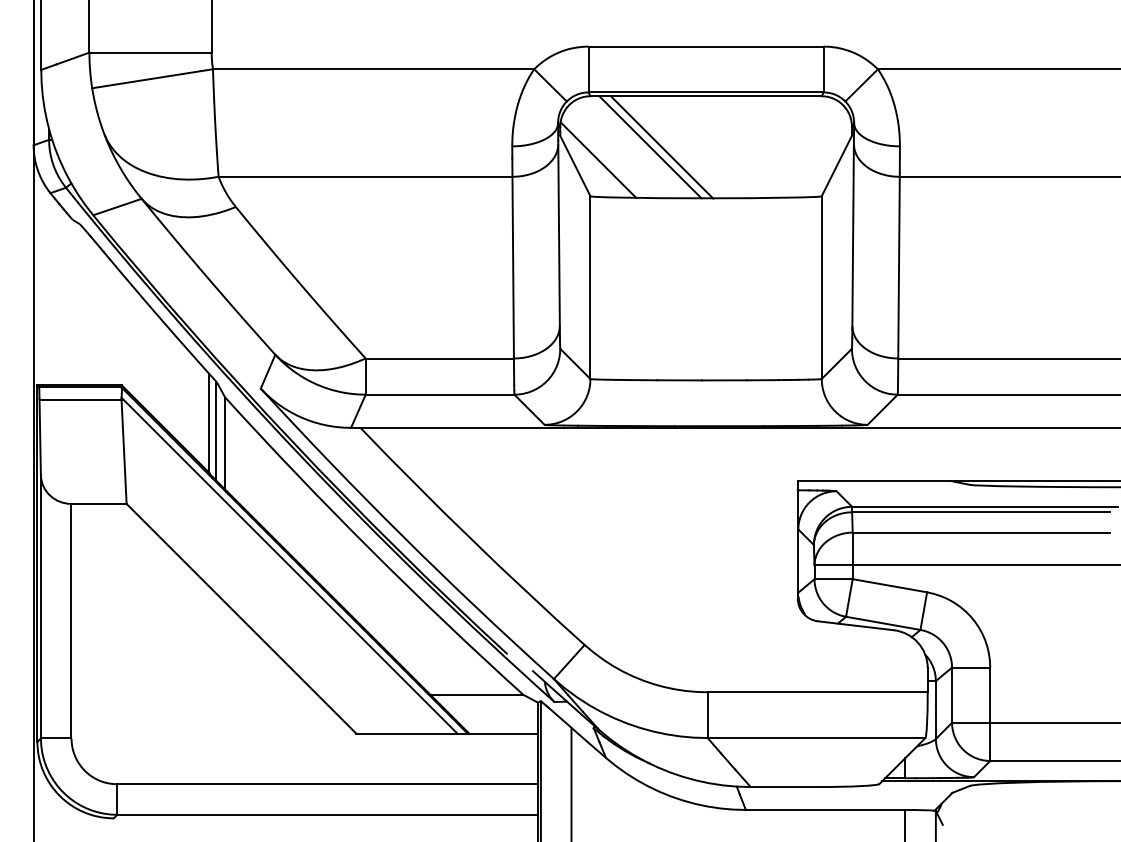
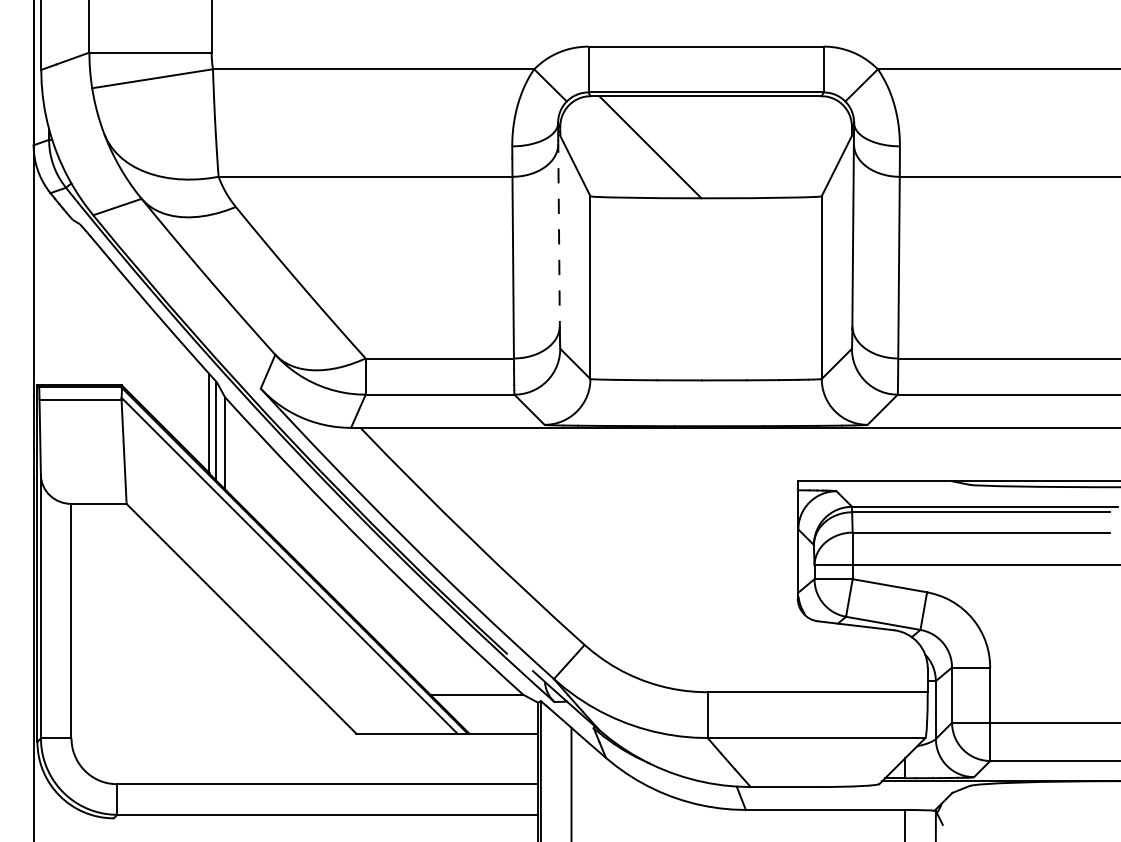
line: present -> none (661, 147)
line: present -> none (598, 159)
line: solid -> dashed (559, 238)
